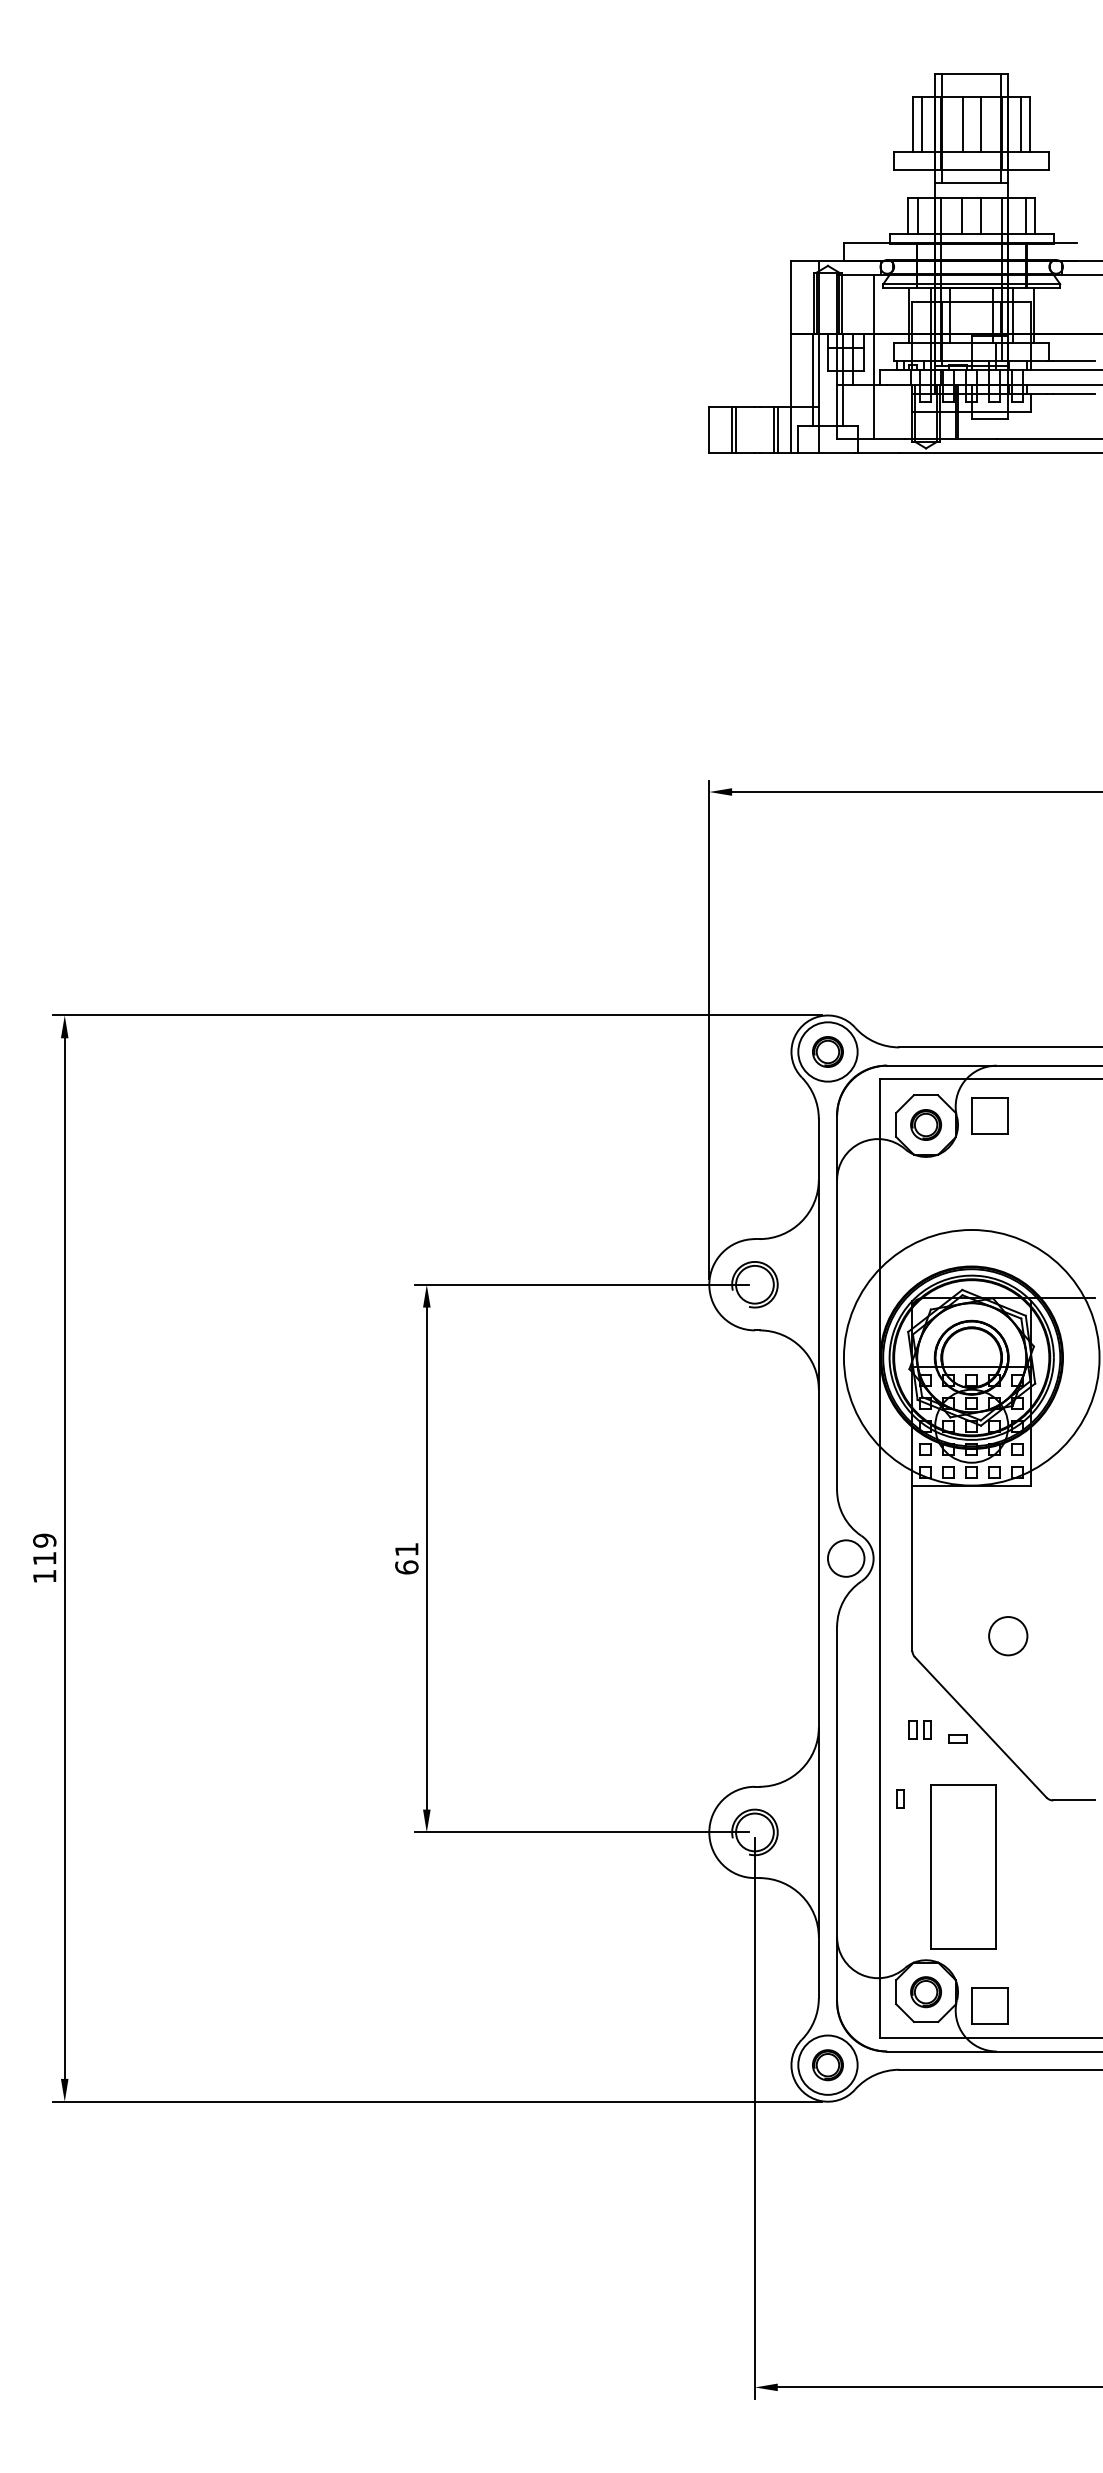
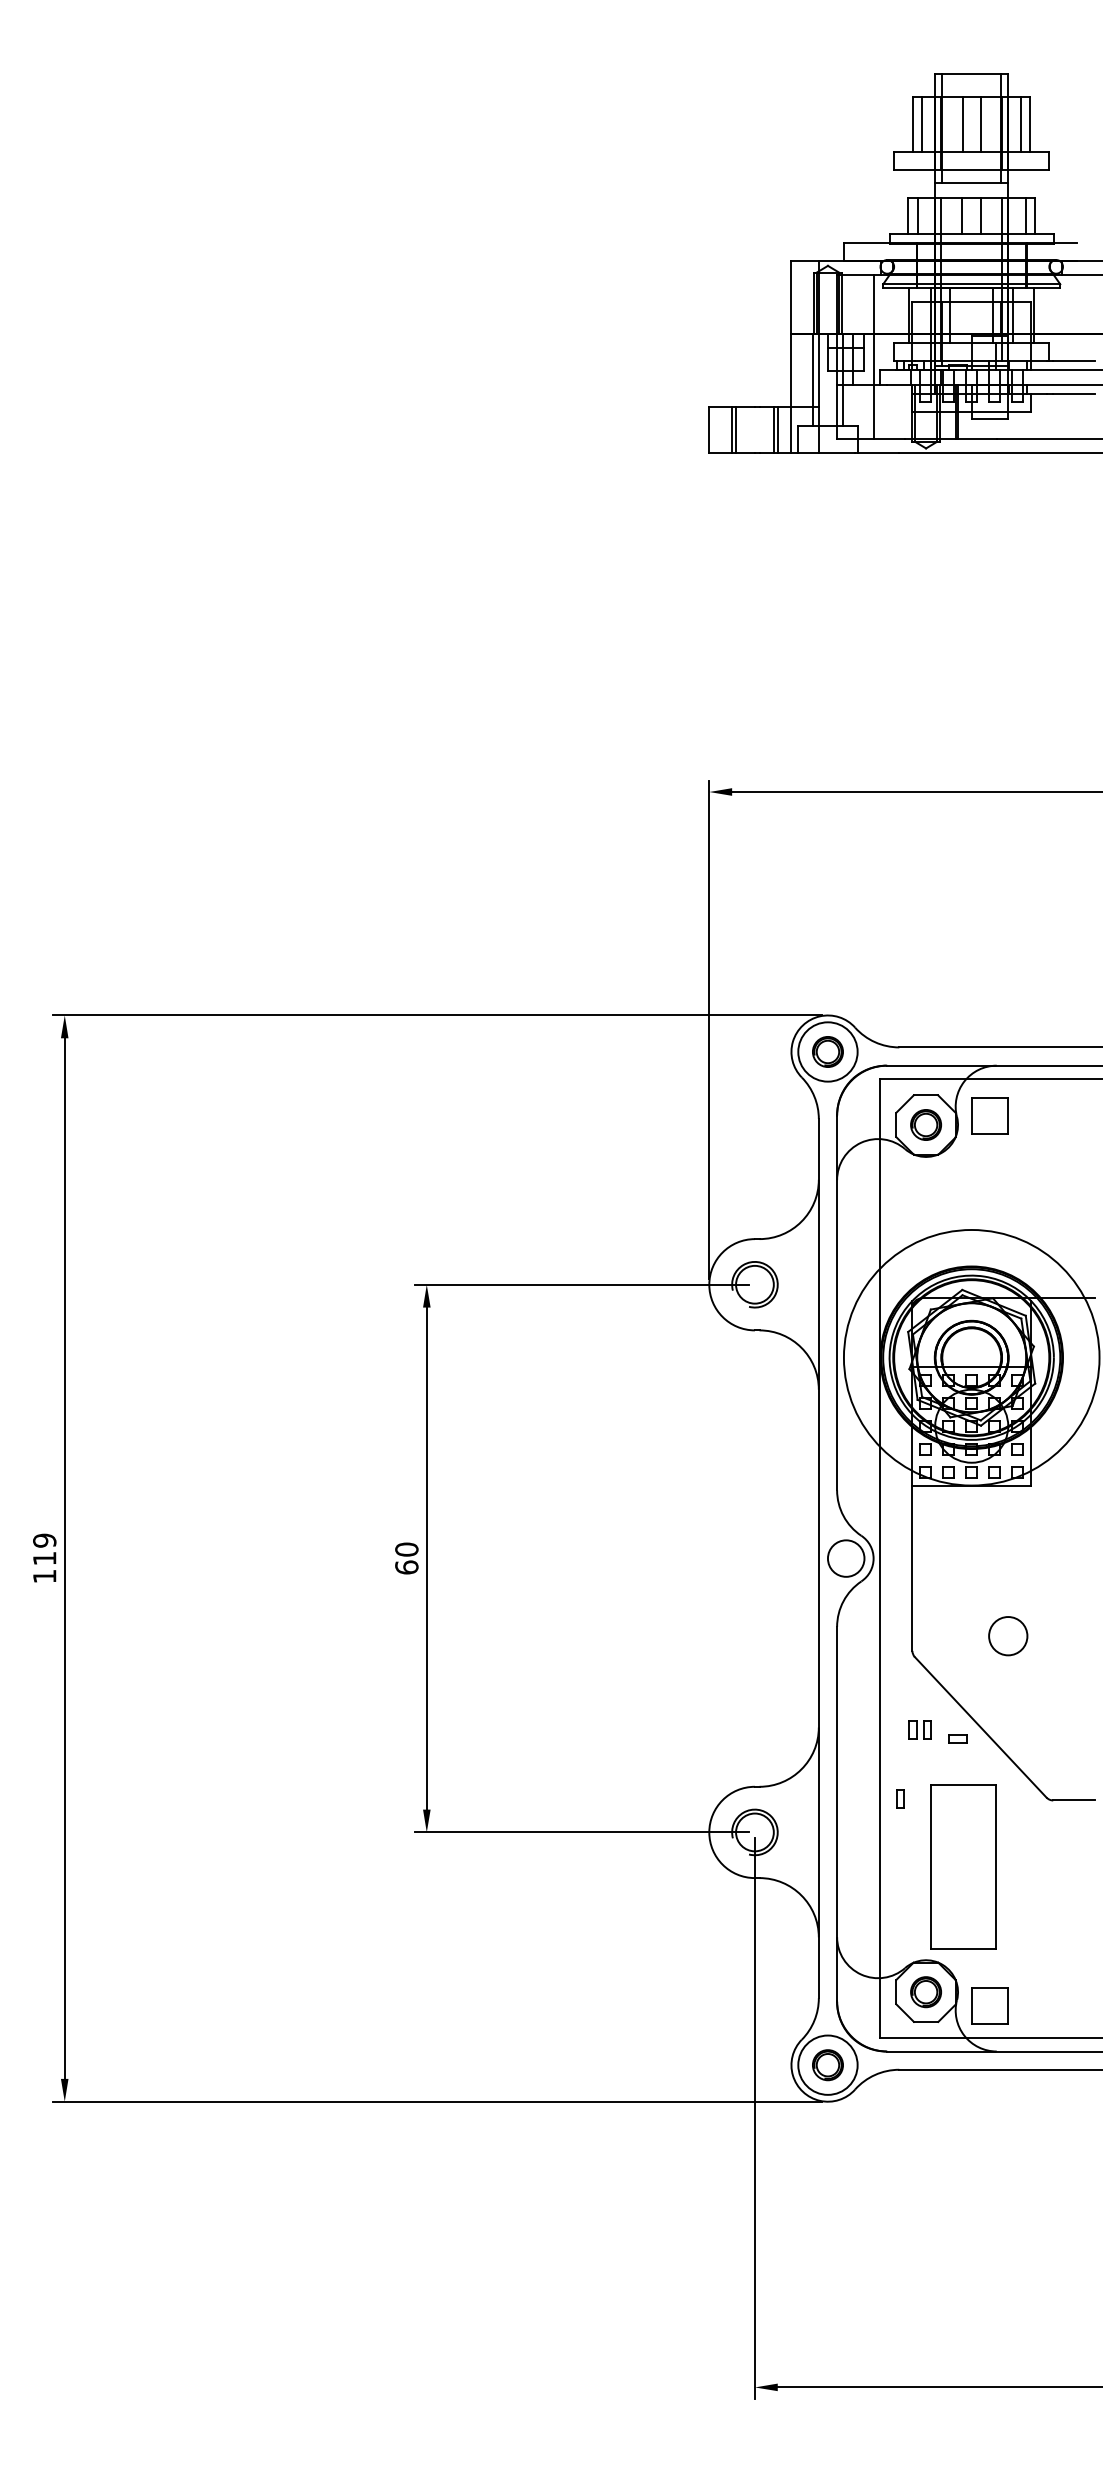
text: 61 -> 60 (406, 1549)
